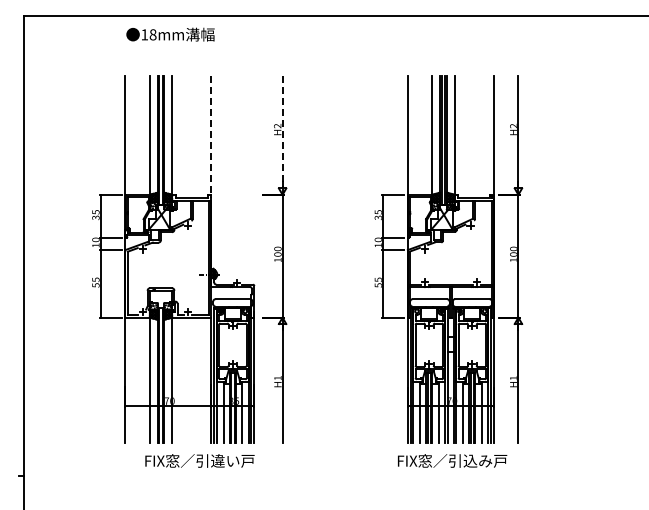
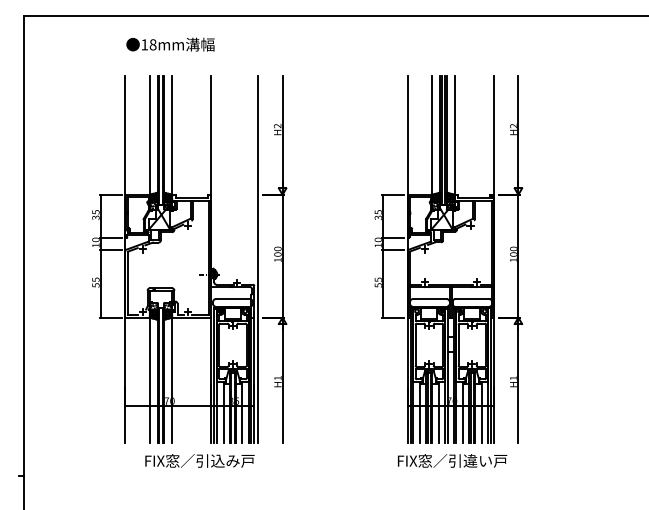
text position: (170, 34) -> (170, 44) (170, 44)
line: dashed -> solid (282, 131)
line: dashed -> solid (211, 137)
line: none -> present (258, 259)
text: FIX窓／引違い戸 -> FIX窓／引込み戸 (225, 460)
text: FIX窓／引込み戸 -> FIX窓／引違い戸 (478, 460)
